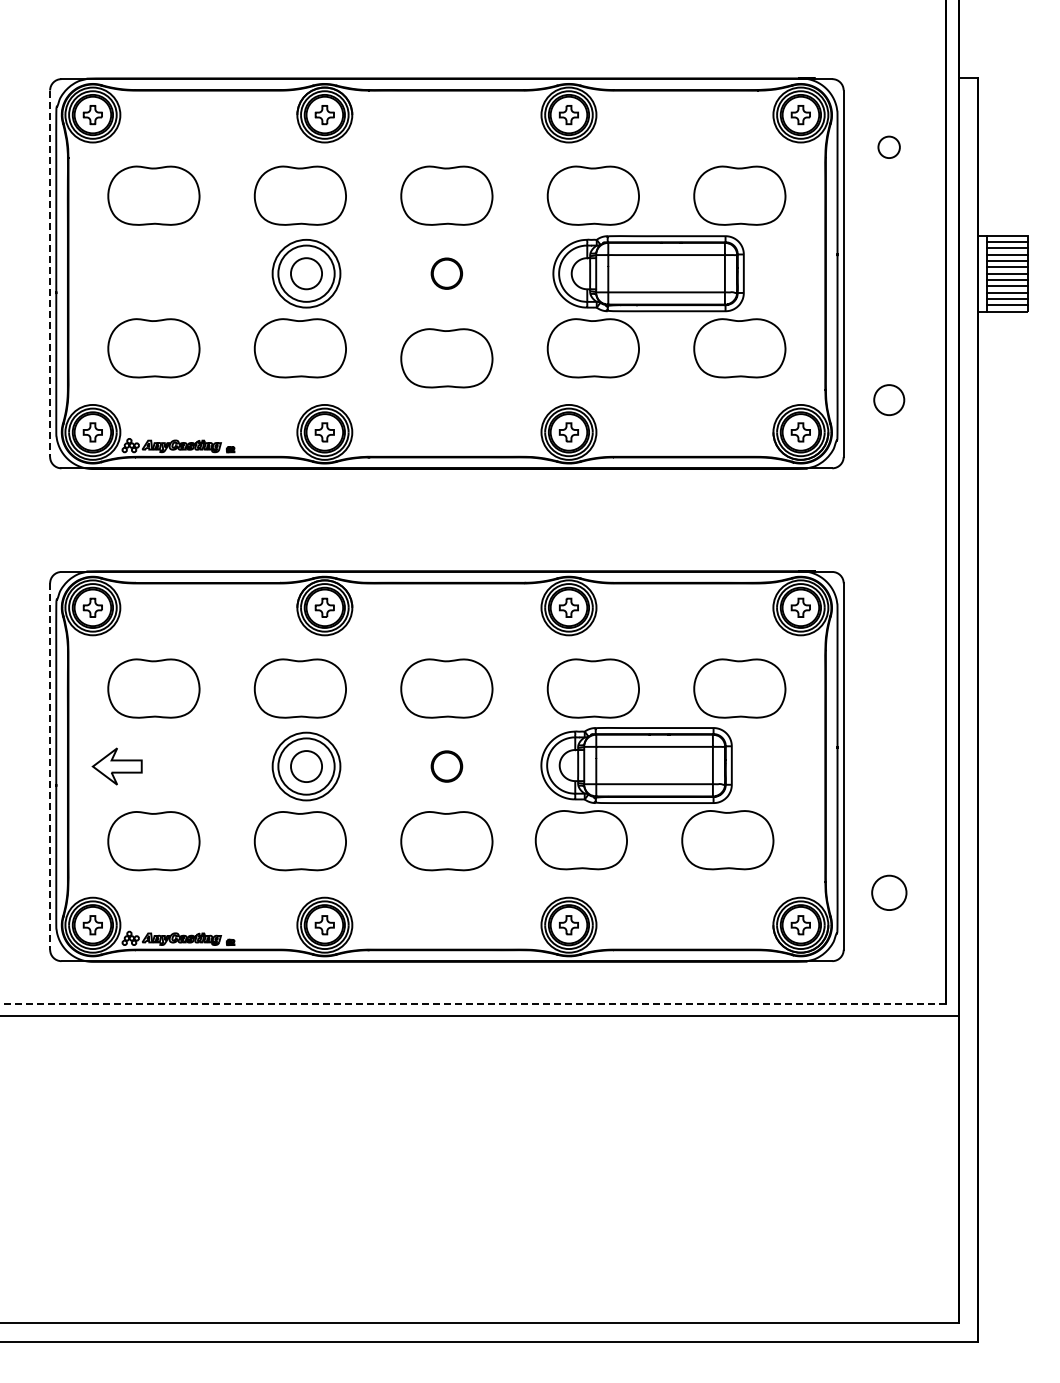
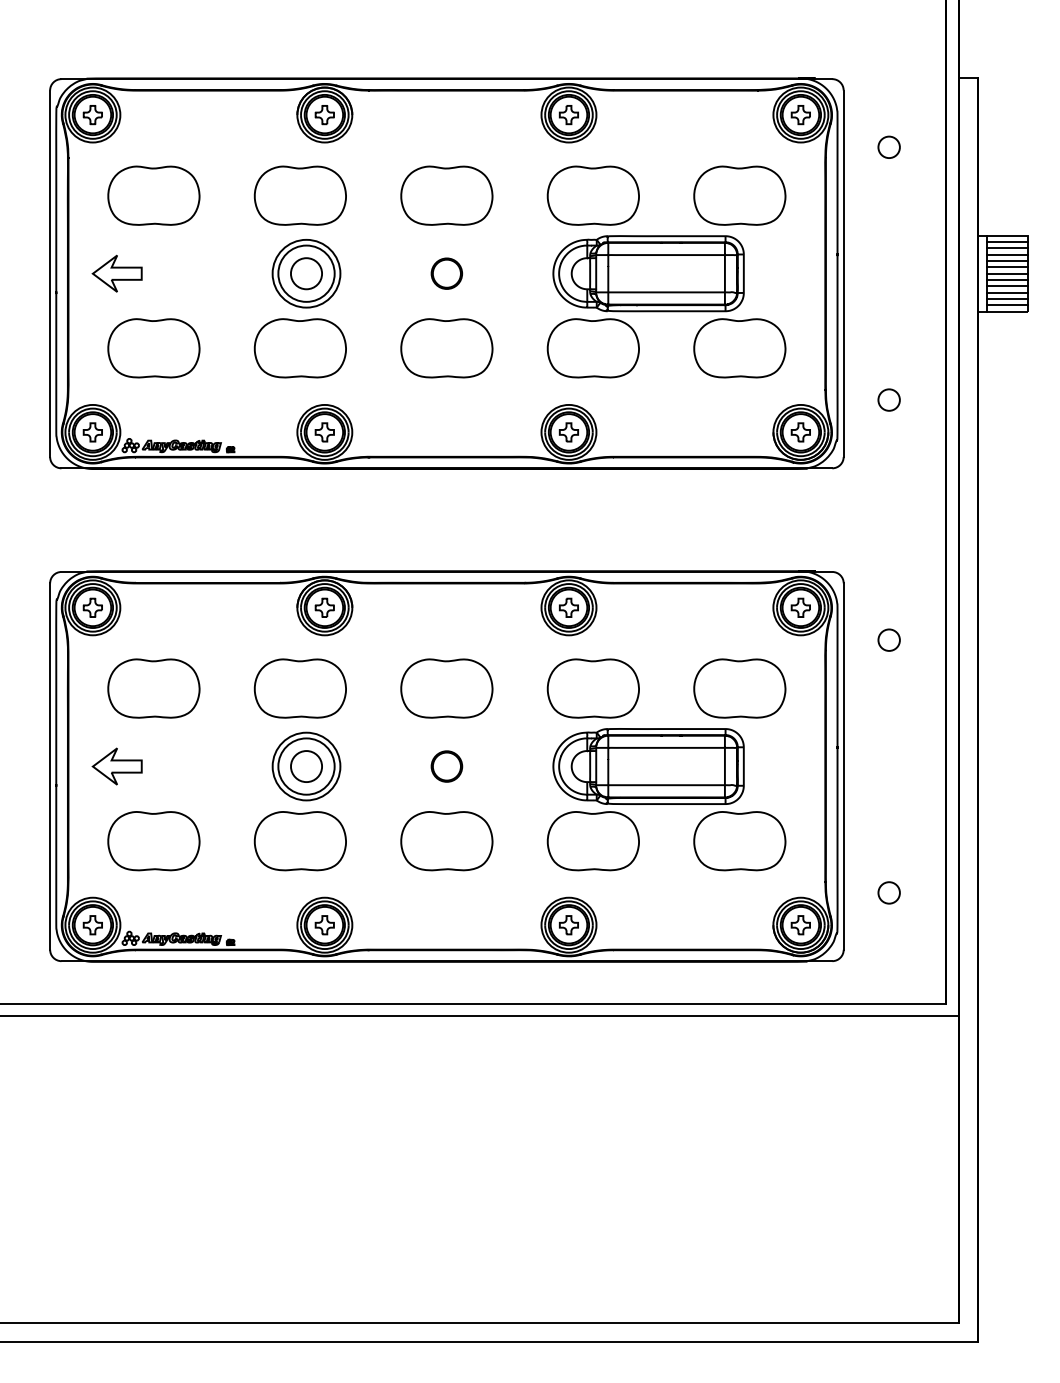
part: none -> present (116, 273)
line: dashed -> solid (50, 274)
part position: (446, 358) -> (446, 348) (446, 348)
circle size: 33x33 px -> 24x24 px (888, 399)
circle: none -> present (888, 639)
line: dashed -> solid (50, 767)
part position: (654, 798) -> (666, 799) (666, 799)
circle size: 37x37 px -> 24x24 px (888, 892)
line: dashed -> solid (473, 1003)
